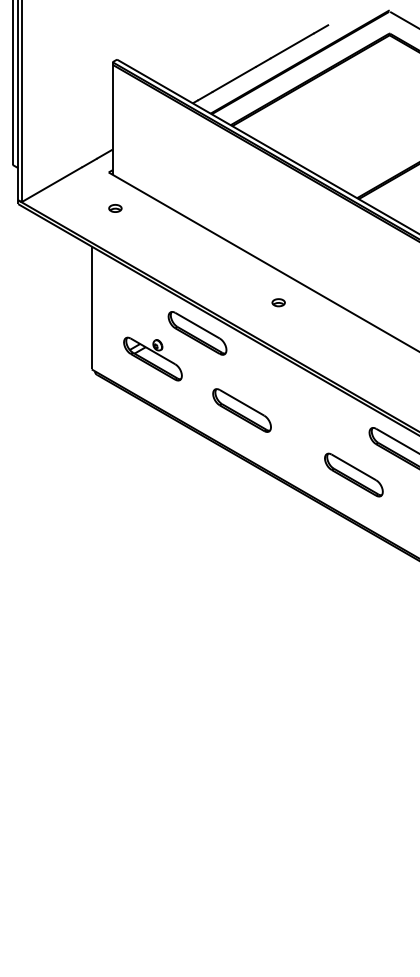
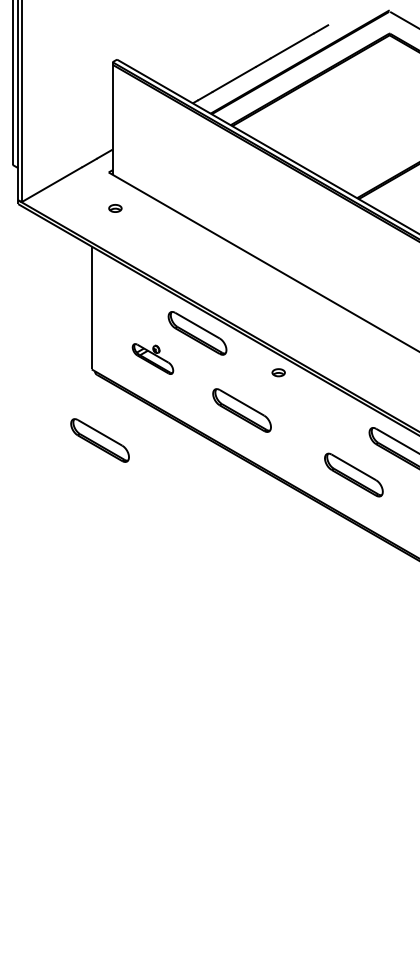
part position: (278, 302) -> (278, 372) (278, 372)
part size: 60x46 px -> 44x32 px (152, 358)
part: none -> present (99, 440)
